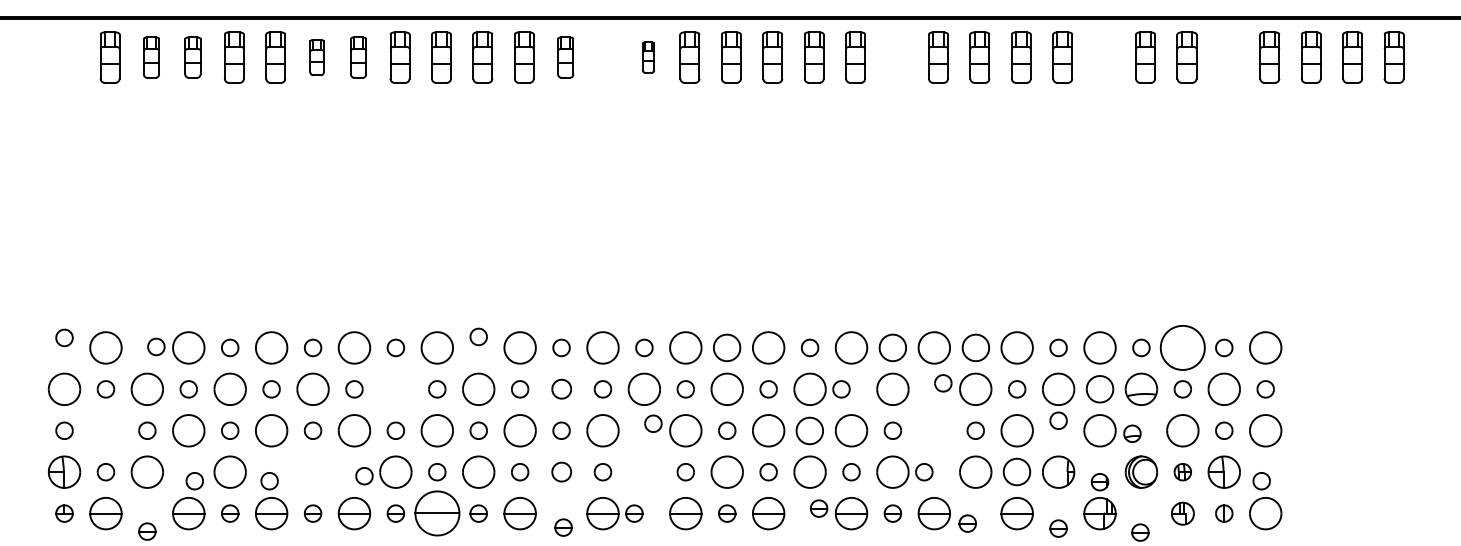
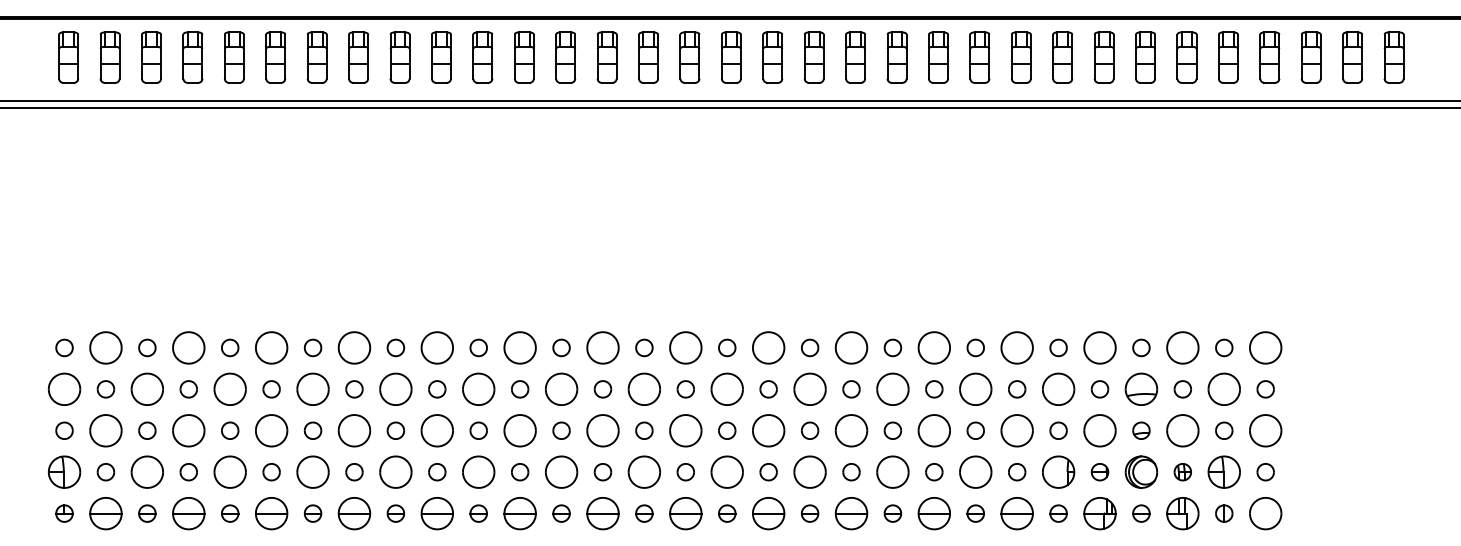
part: none -> present (68, 57)
part size: 17x43 px -> 21x53 px (151, 57)
part size: 18x43 px -> 22x53 px (192, 57)
part size: 16x38 px -> 22x53 px (316, 57)
part size: 17x43 px -> 21x53 px (358, 57)
part size: 18x43 px -> 22x53 px (565, 57)
part: none -> present (606, 57)
part size: 14x33 px -> 21x53 px (648, 57)
part: none -> present (896, 57)
part: none -> present (1103, 57)
part: none -> present (1228, 57)
line: none -> present (729, 101)
line: none -> present (729, 108)
part position: (478, 336) -> (478, 347) (478, 347)
part position: (64, 337) -> (64, 347) (64, 347)
part position: (156, 346) -> (147, 347) (147, 347)
part size: 29x30 px -> 19x20 px (727, 347)
part size: 29x30 px -> 20x20 px (892, 347)
part size: 29x30 px -> 19x20 px (975, 347)
part size: 47x46 px -> 34x34 px (1182, 347)
part position: (943, 383) -> (934, 389) (934, 389)
part: none -> present (395, 388)
part size: 22x22 px -> 34x34 px (561, 388)
part position: (841, 389) -> (851, 389) (851, 389)
part size: 30x29 px -> 20x19 px (1099, 389)
part position: (1058, 420) -> (1058, 430) (1058, 430)
part position: (653, 423) -> (644, 430) (644, 430)
part: none -> present (105, 430)
part size: 29x30 px -> 19x19 px (810, 430)
part: none -> present (933, 430)
part position: (1132, 433) -> (1141, 430) (1141, 430)
part: none -> present (312, 471)
part size: 21x22 px -> 34x34 px (561, 471)
part: none -> present (643, 471)
part size: 30x30 px -> 19x19 px (1017, 472)
part position: (924, 472) -> (934, 472) (934, 472)
part position: (364, 476) -> (354, 472) (354, 472)
part position: (194, 481) -> (188, 472) (188, 472)
part position: (269, 481) -> (271, 472) (271, 472)
part position: (1261, 481) -> (1265, 472) (1265, 472)
part position: (1099, 482) -> (1099, 472) (1099, 472)
part position: (819, 508) -> (810, 513) (810, 513)
part size: 47x47 px -> 34x34 px (436, 513)
part position: (634, 513) -> (644, 513) (644, 513)
part size: 24x25 px -> 34x34 px (1182, 513)
part position: (967, 523) -> (975, 513) (975, 513)
part position: (563, 527) -> (561, 513) (561, 513)
part position: (1058, 528) -> (1058, 513) (1058, 513)
part position: (147, 531) -> (147, 513) (147, 513)
part position: (1140, 532) -> (1141, 513) (1141, 513)
